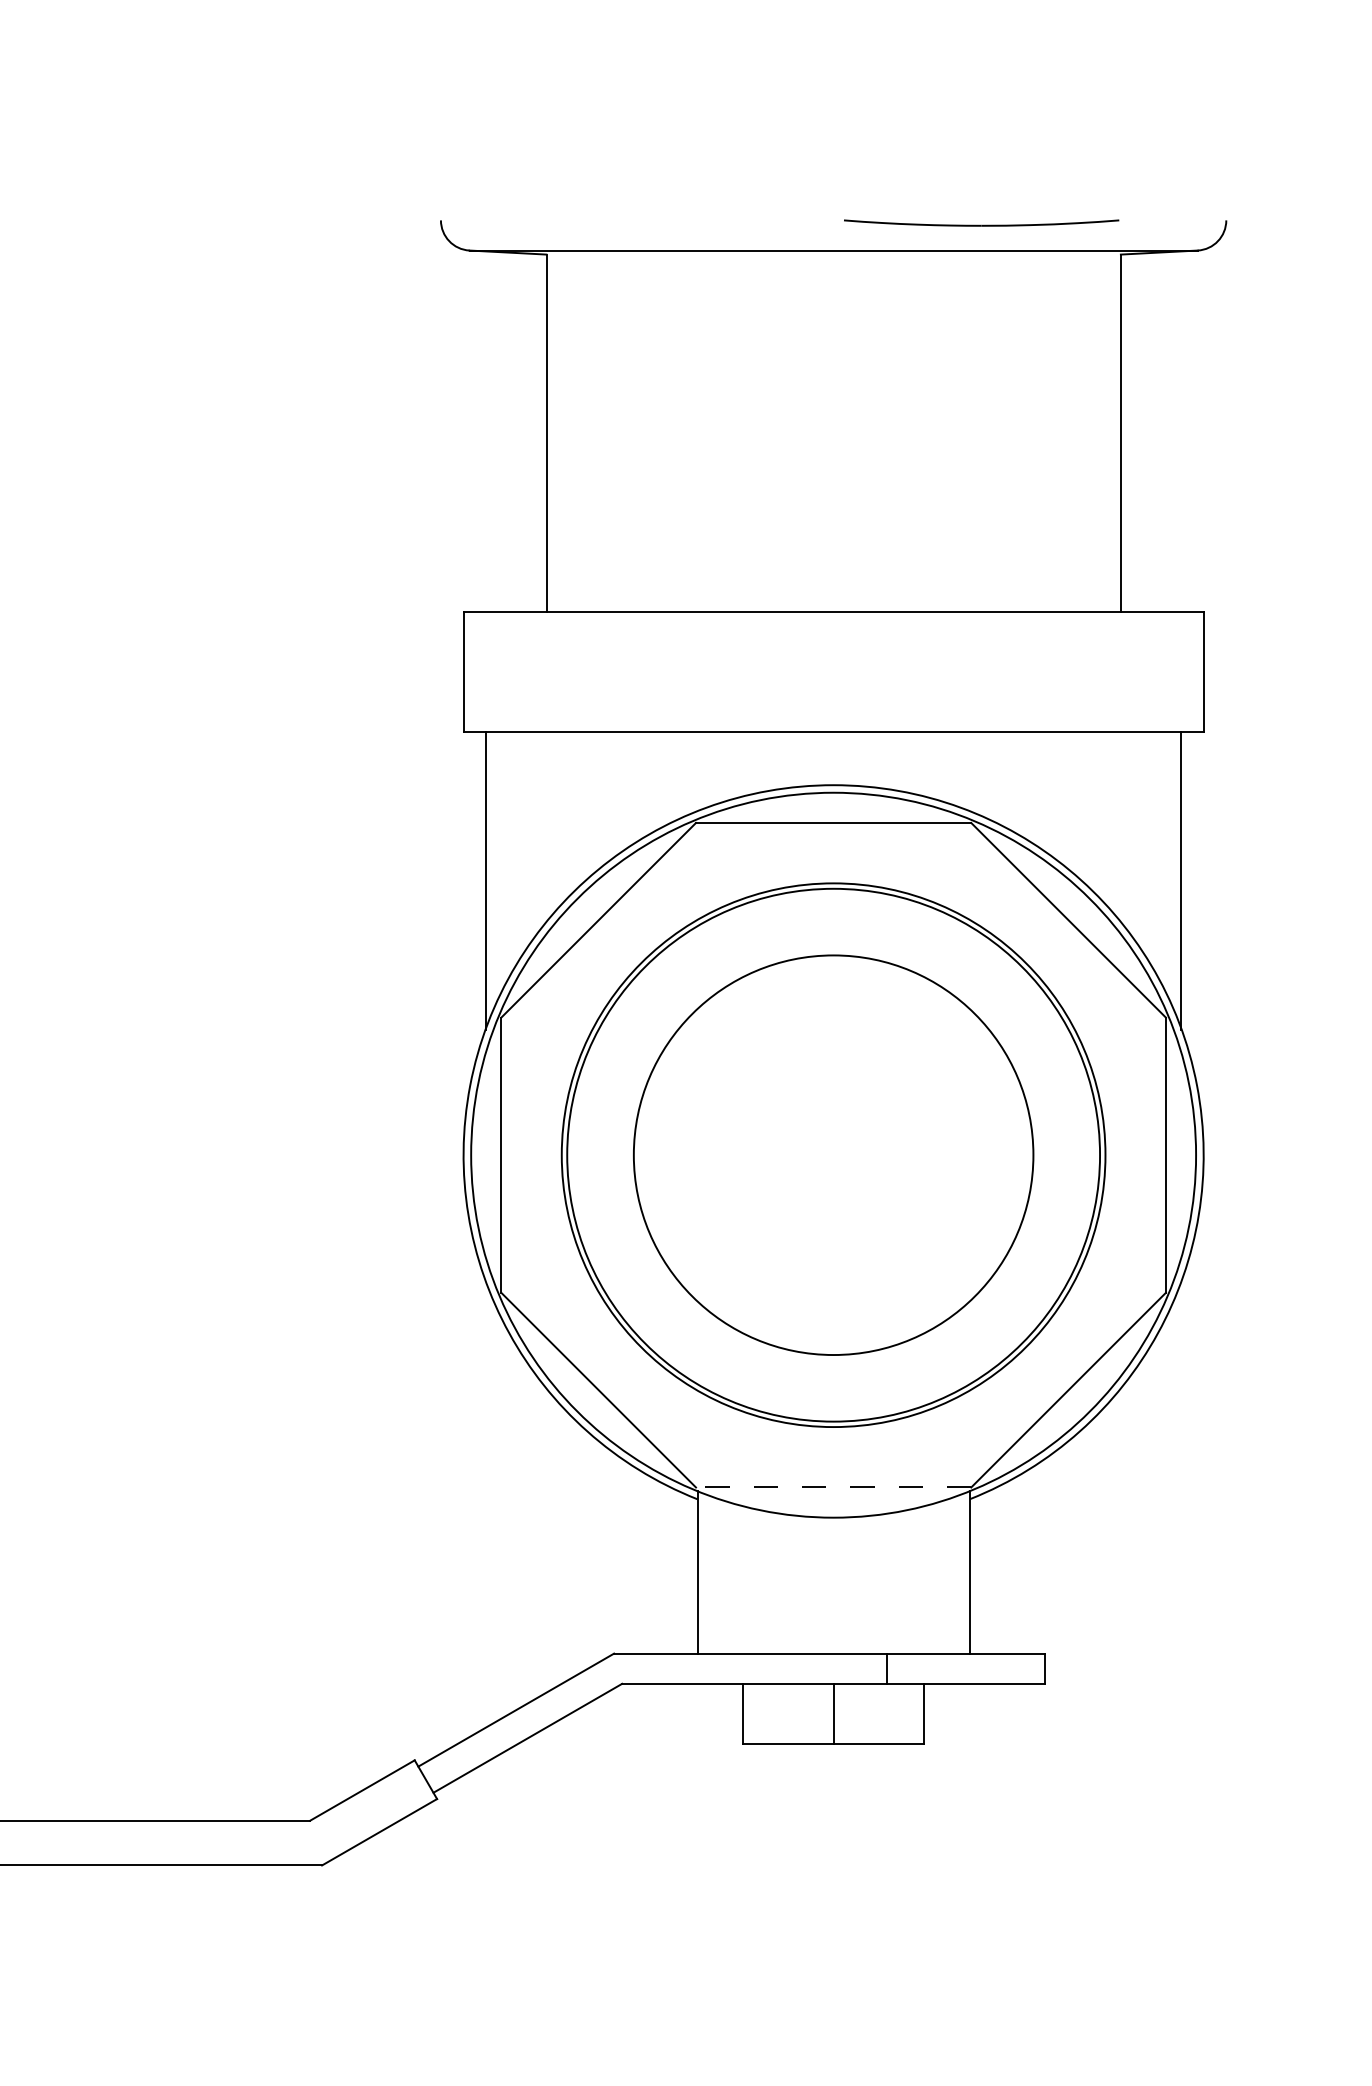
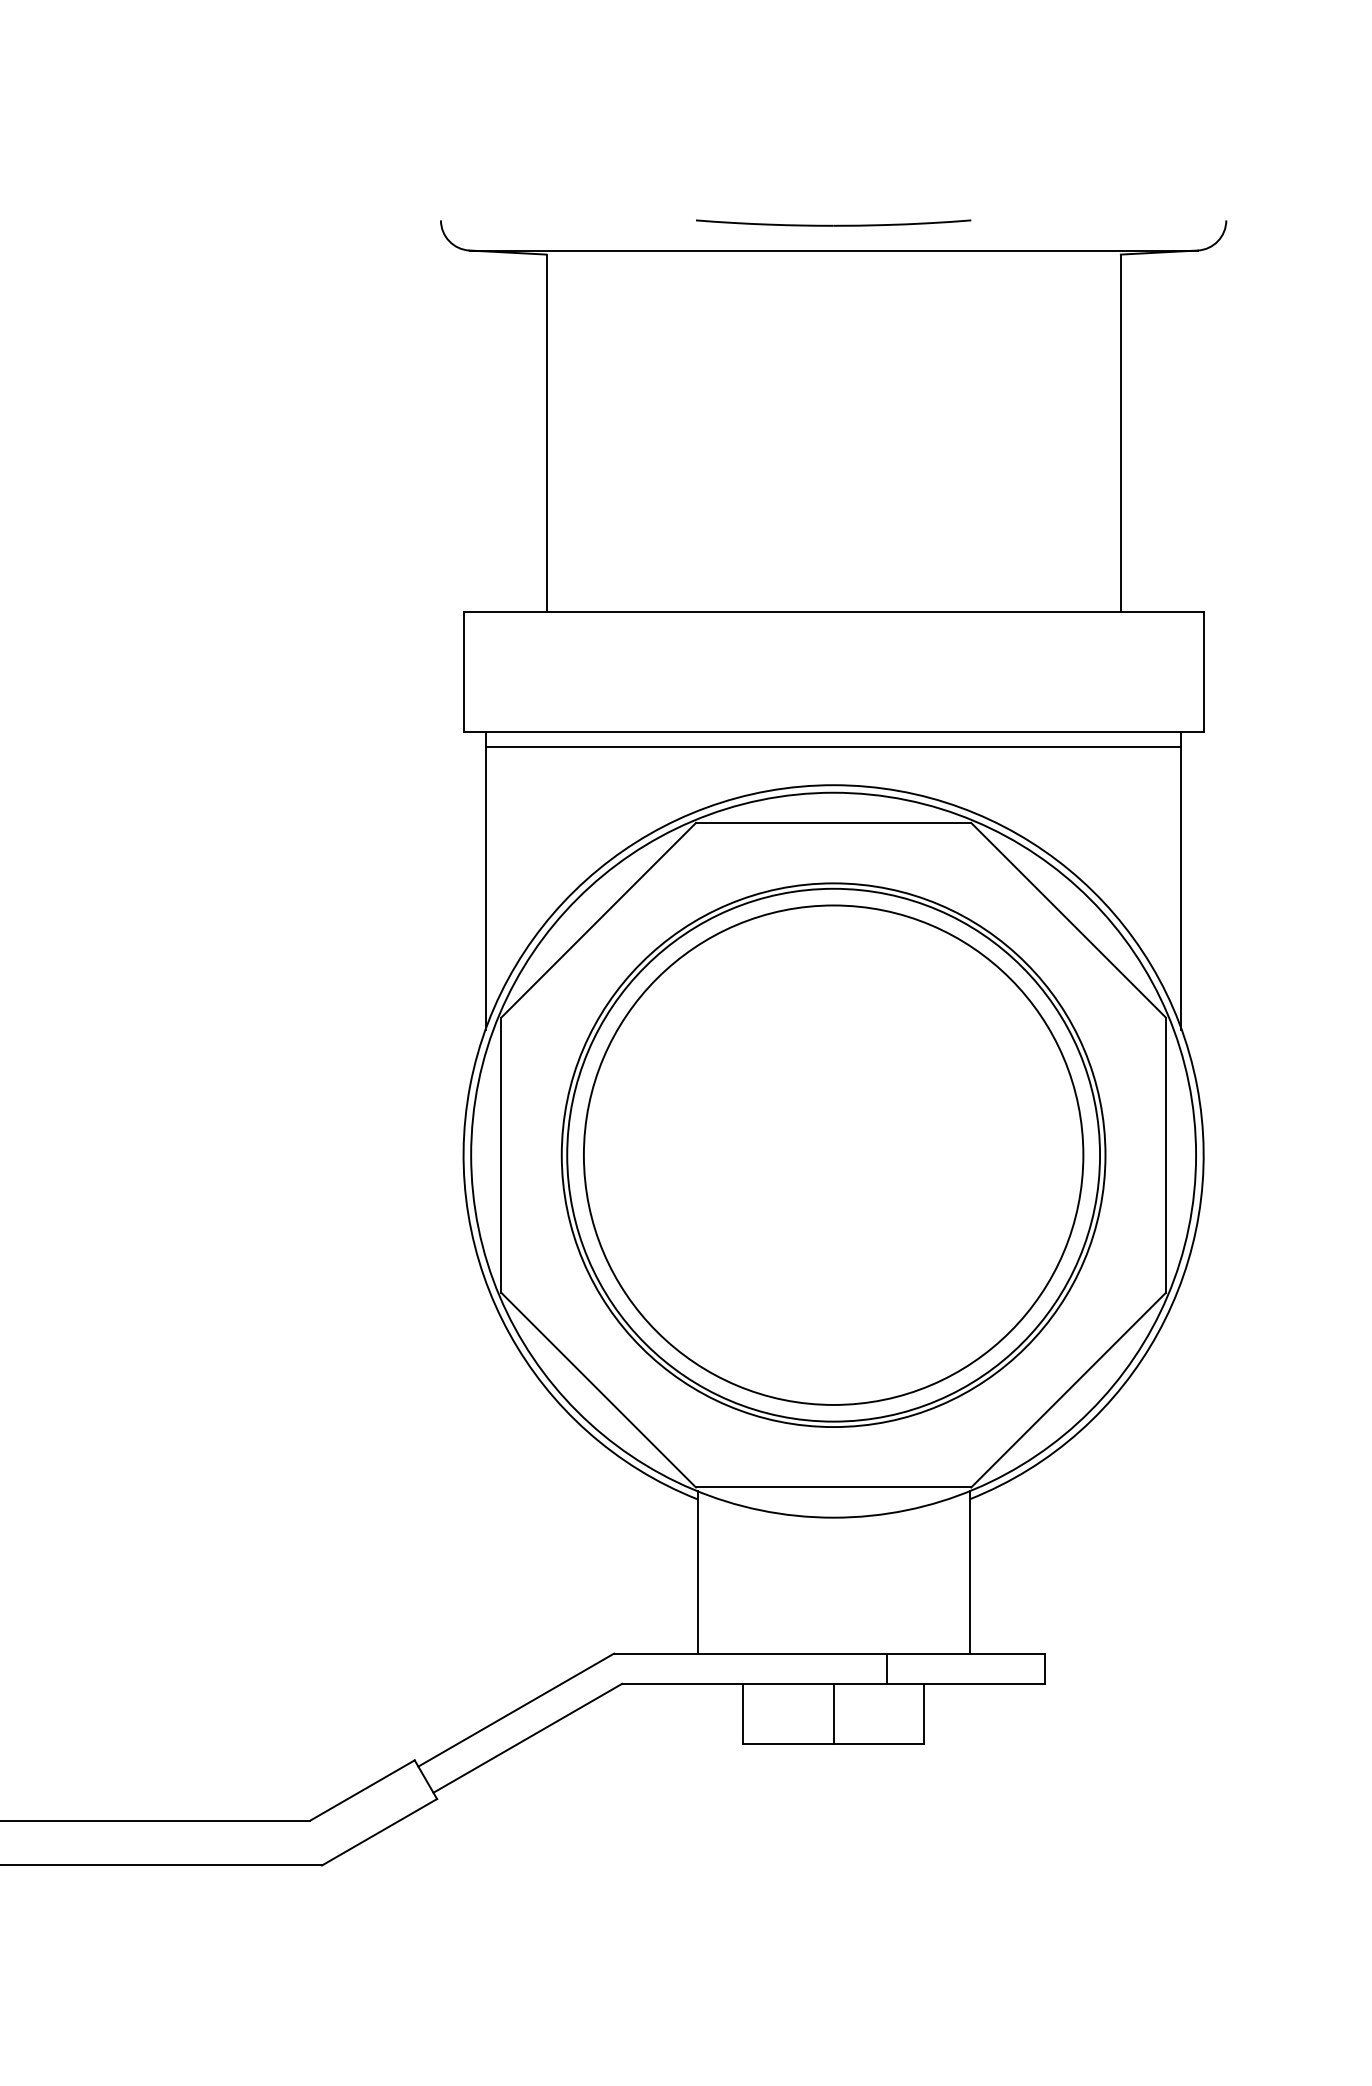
part position: (981, 222) -> (833, 222) (833, 222)
line: none -> present (833, 747)
circle diameter: 400 px -> 499 px (833, 1154)
line: dashed -> solid (833, 1487)
